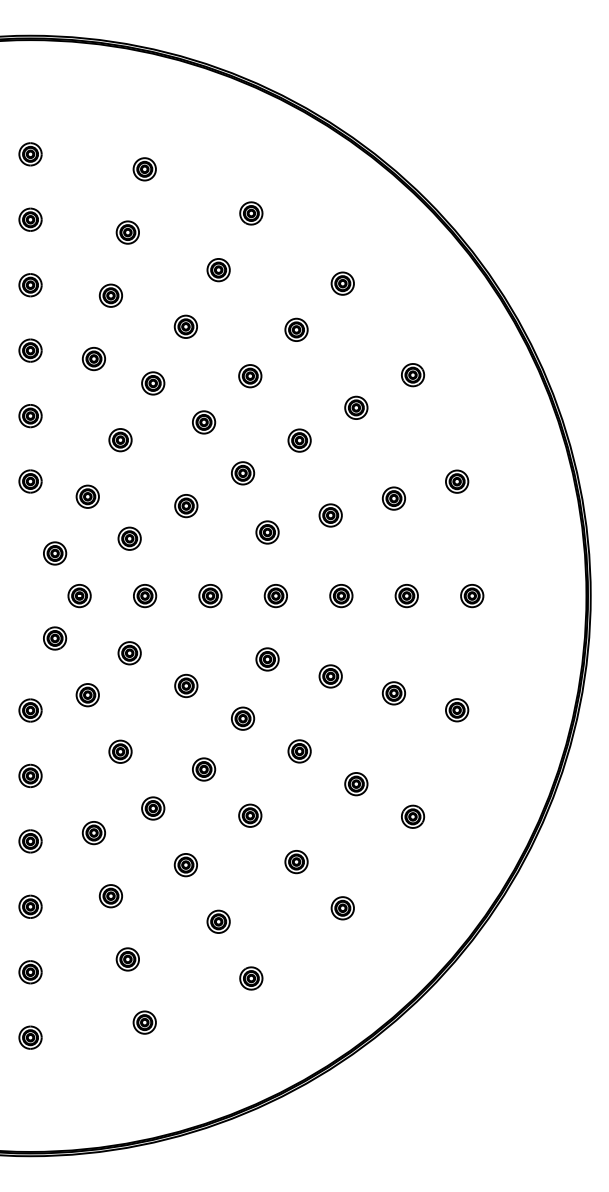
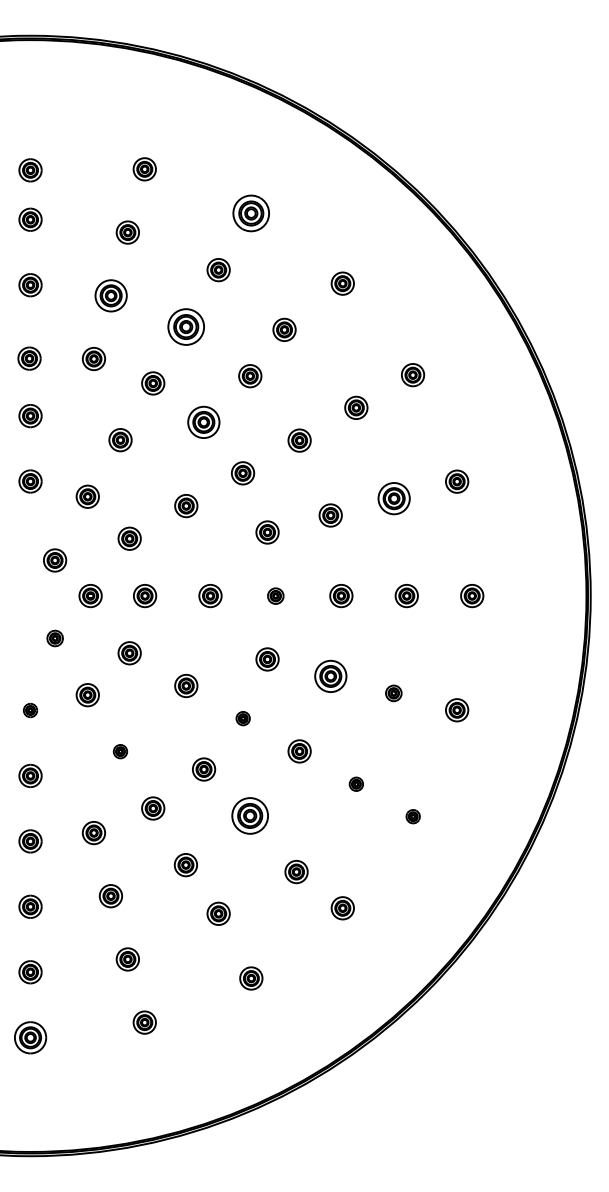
part position: (30, 154) -> (30, 170) (30, 170)
part size: 25x25 px -> 38x39 px (250, 213)
part size: 25x25 px -> 34x34 px (110, 295)
part size: 25x25 px -> 38x38 px (185, 326)
part position: (296, 329) -> (284, 329) (284, 329)
part position: (30, 350) -> (29, 358) (29, 358)
part size: 25x25 px -> 34x34 px (203, 421)
part size: 25x25 px -> 34x34 px (393, 498)
part position: (55, 553) -> (55, 560) (55, 560)
part position: (79, 596) -> (90, 596) (90, 596)
part size: 25x25 px -> 18x18 px (275, 595)
part size: 25x25 px -> 18x19 px (54, 638)
part size: 25x25 px -> 34x34 px (330, 675)
part size: 25x25 px -> 18x19 px (393, 693)
part size: 25x25 px -> 17x16 px (30, 710)
part size: 25x25 px -> 16x16 px (242, 718)
part size: 25x25 px -> 17x16 px (120, 751)
part size: 25x25 px -> 16x16 px (355, 783)
part size: 25x25 px -> 38x38 px (249, 815)
part size: 25x25 px -> 16x16 px (412, 816)
part position: (296, 862) -> (296, 872) (296, 872)
part position: (218, 921) -> (218, 913) (218, 913)
part size: 25x25 px -> 34x34 px (30, 1037)
